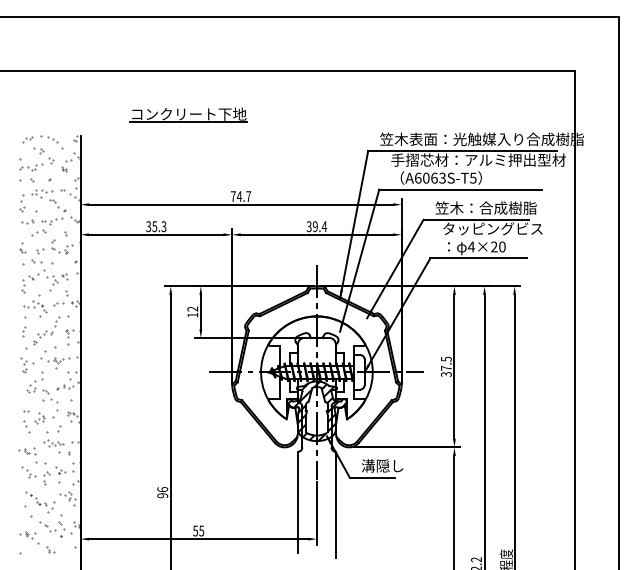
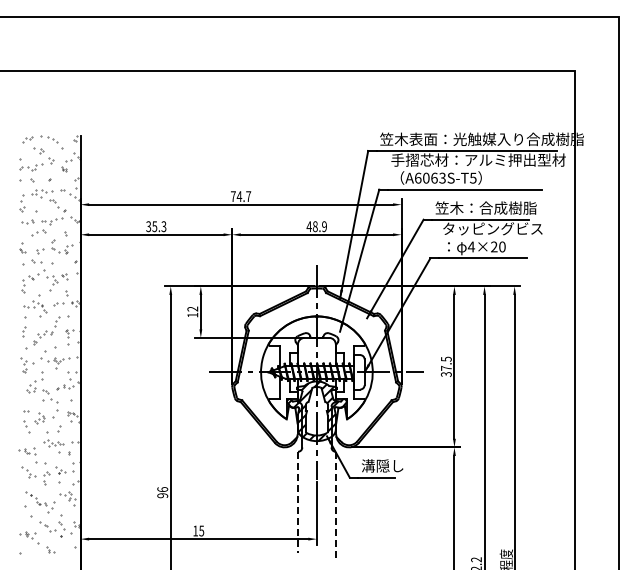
part: present -> none (188, 114)
text: 39.4 -> 48.9 (316, 226)
line: solid -> dashed (298, 502)
line: solid -> dashed (335, 504)
text: 55 -> 15 (195, 530)
